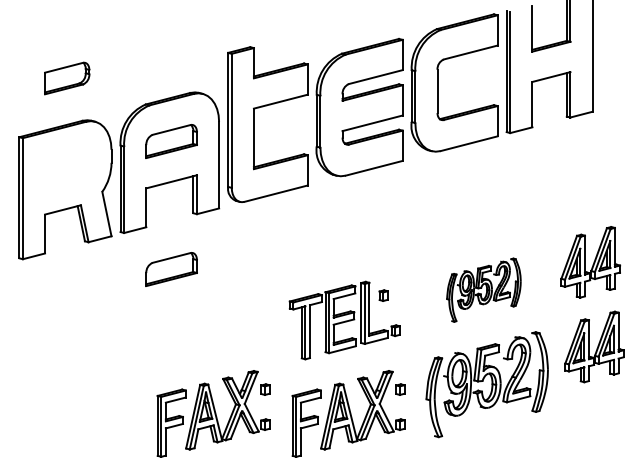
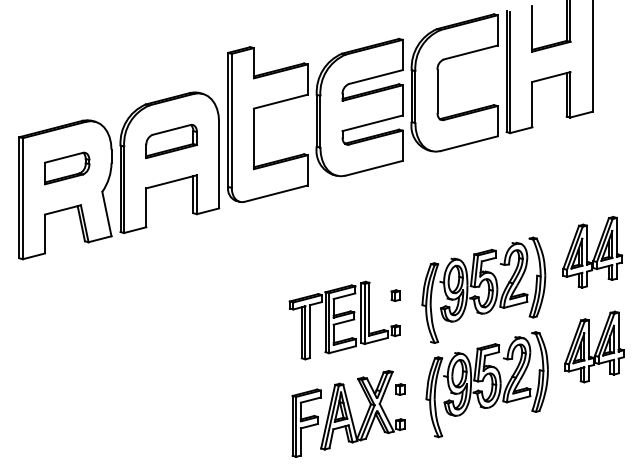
part position: (67, 78) -> (67, 168) (67, 168)
part position: (590, 262) -> (592, 252) (592, 252)
part: present -> none (171, 269)
part size: 76x66 px -> 126x108 px (483, 289)
part position: (383, 295) -> (395, 295) (395, 295)
part: present -> none (213, 413)
